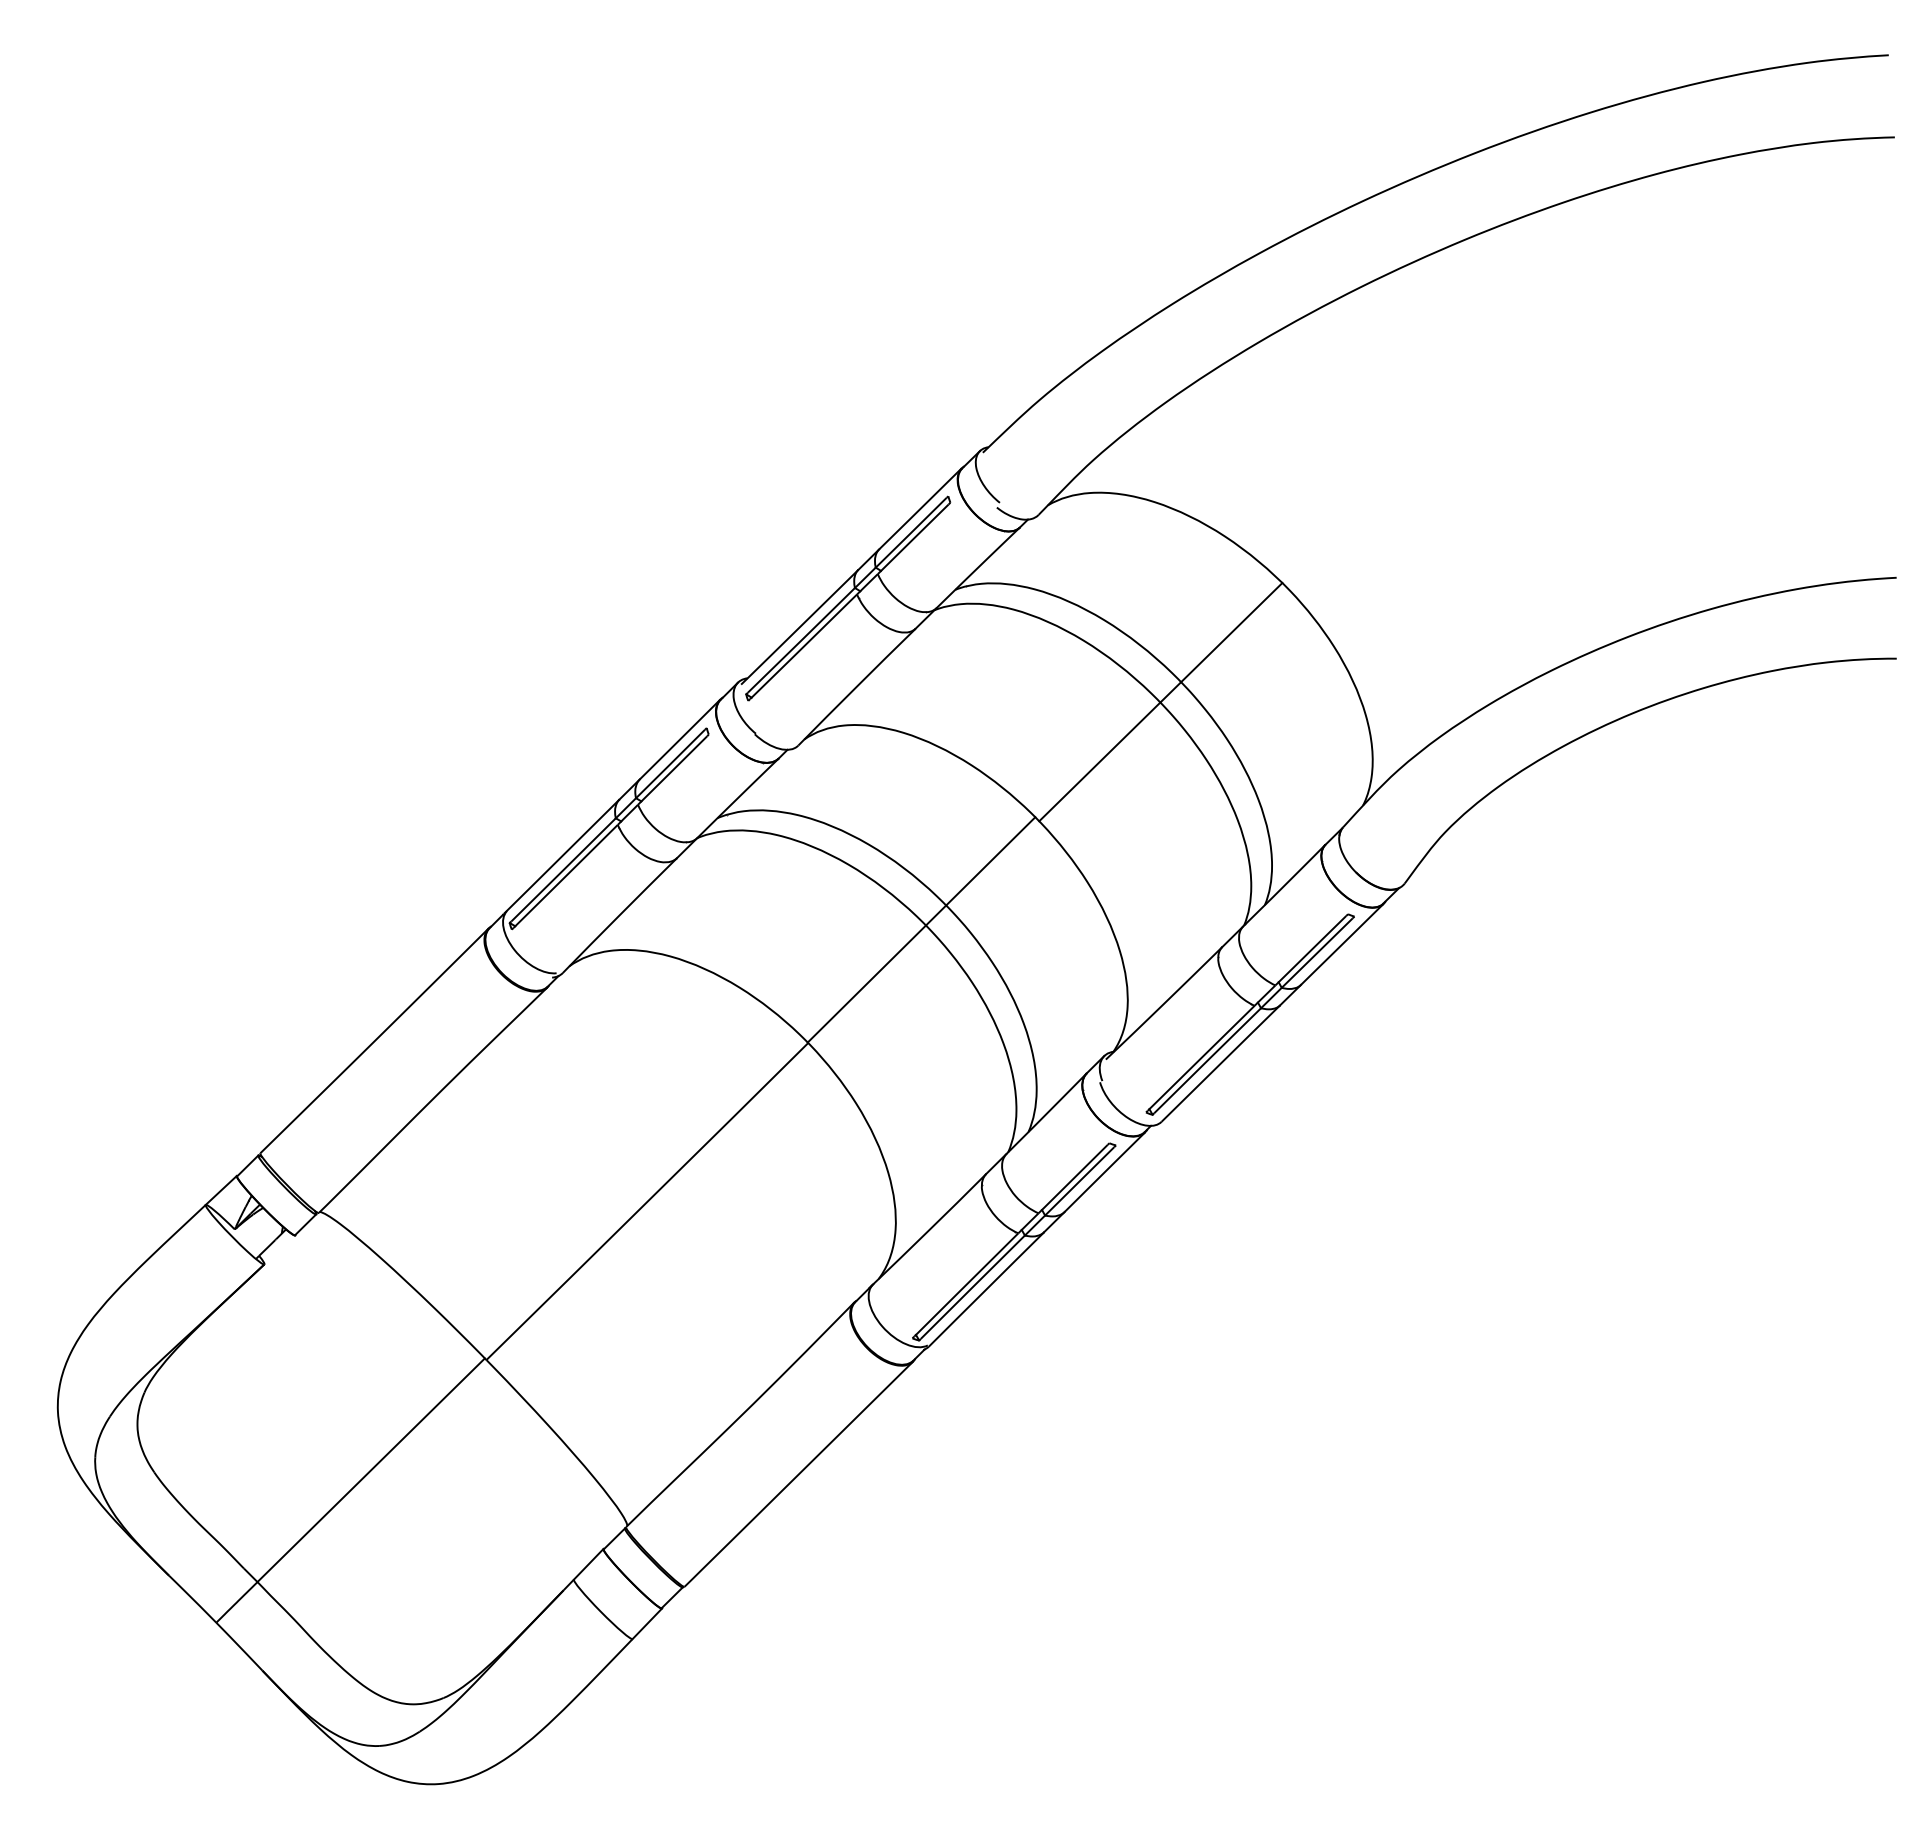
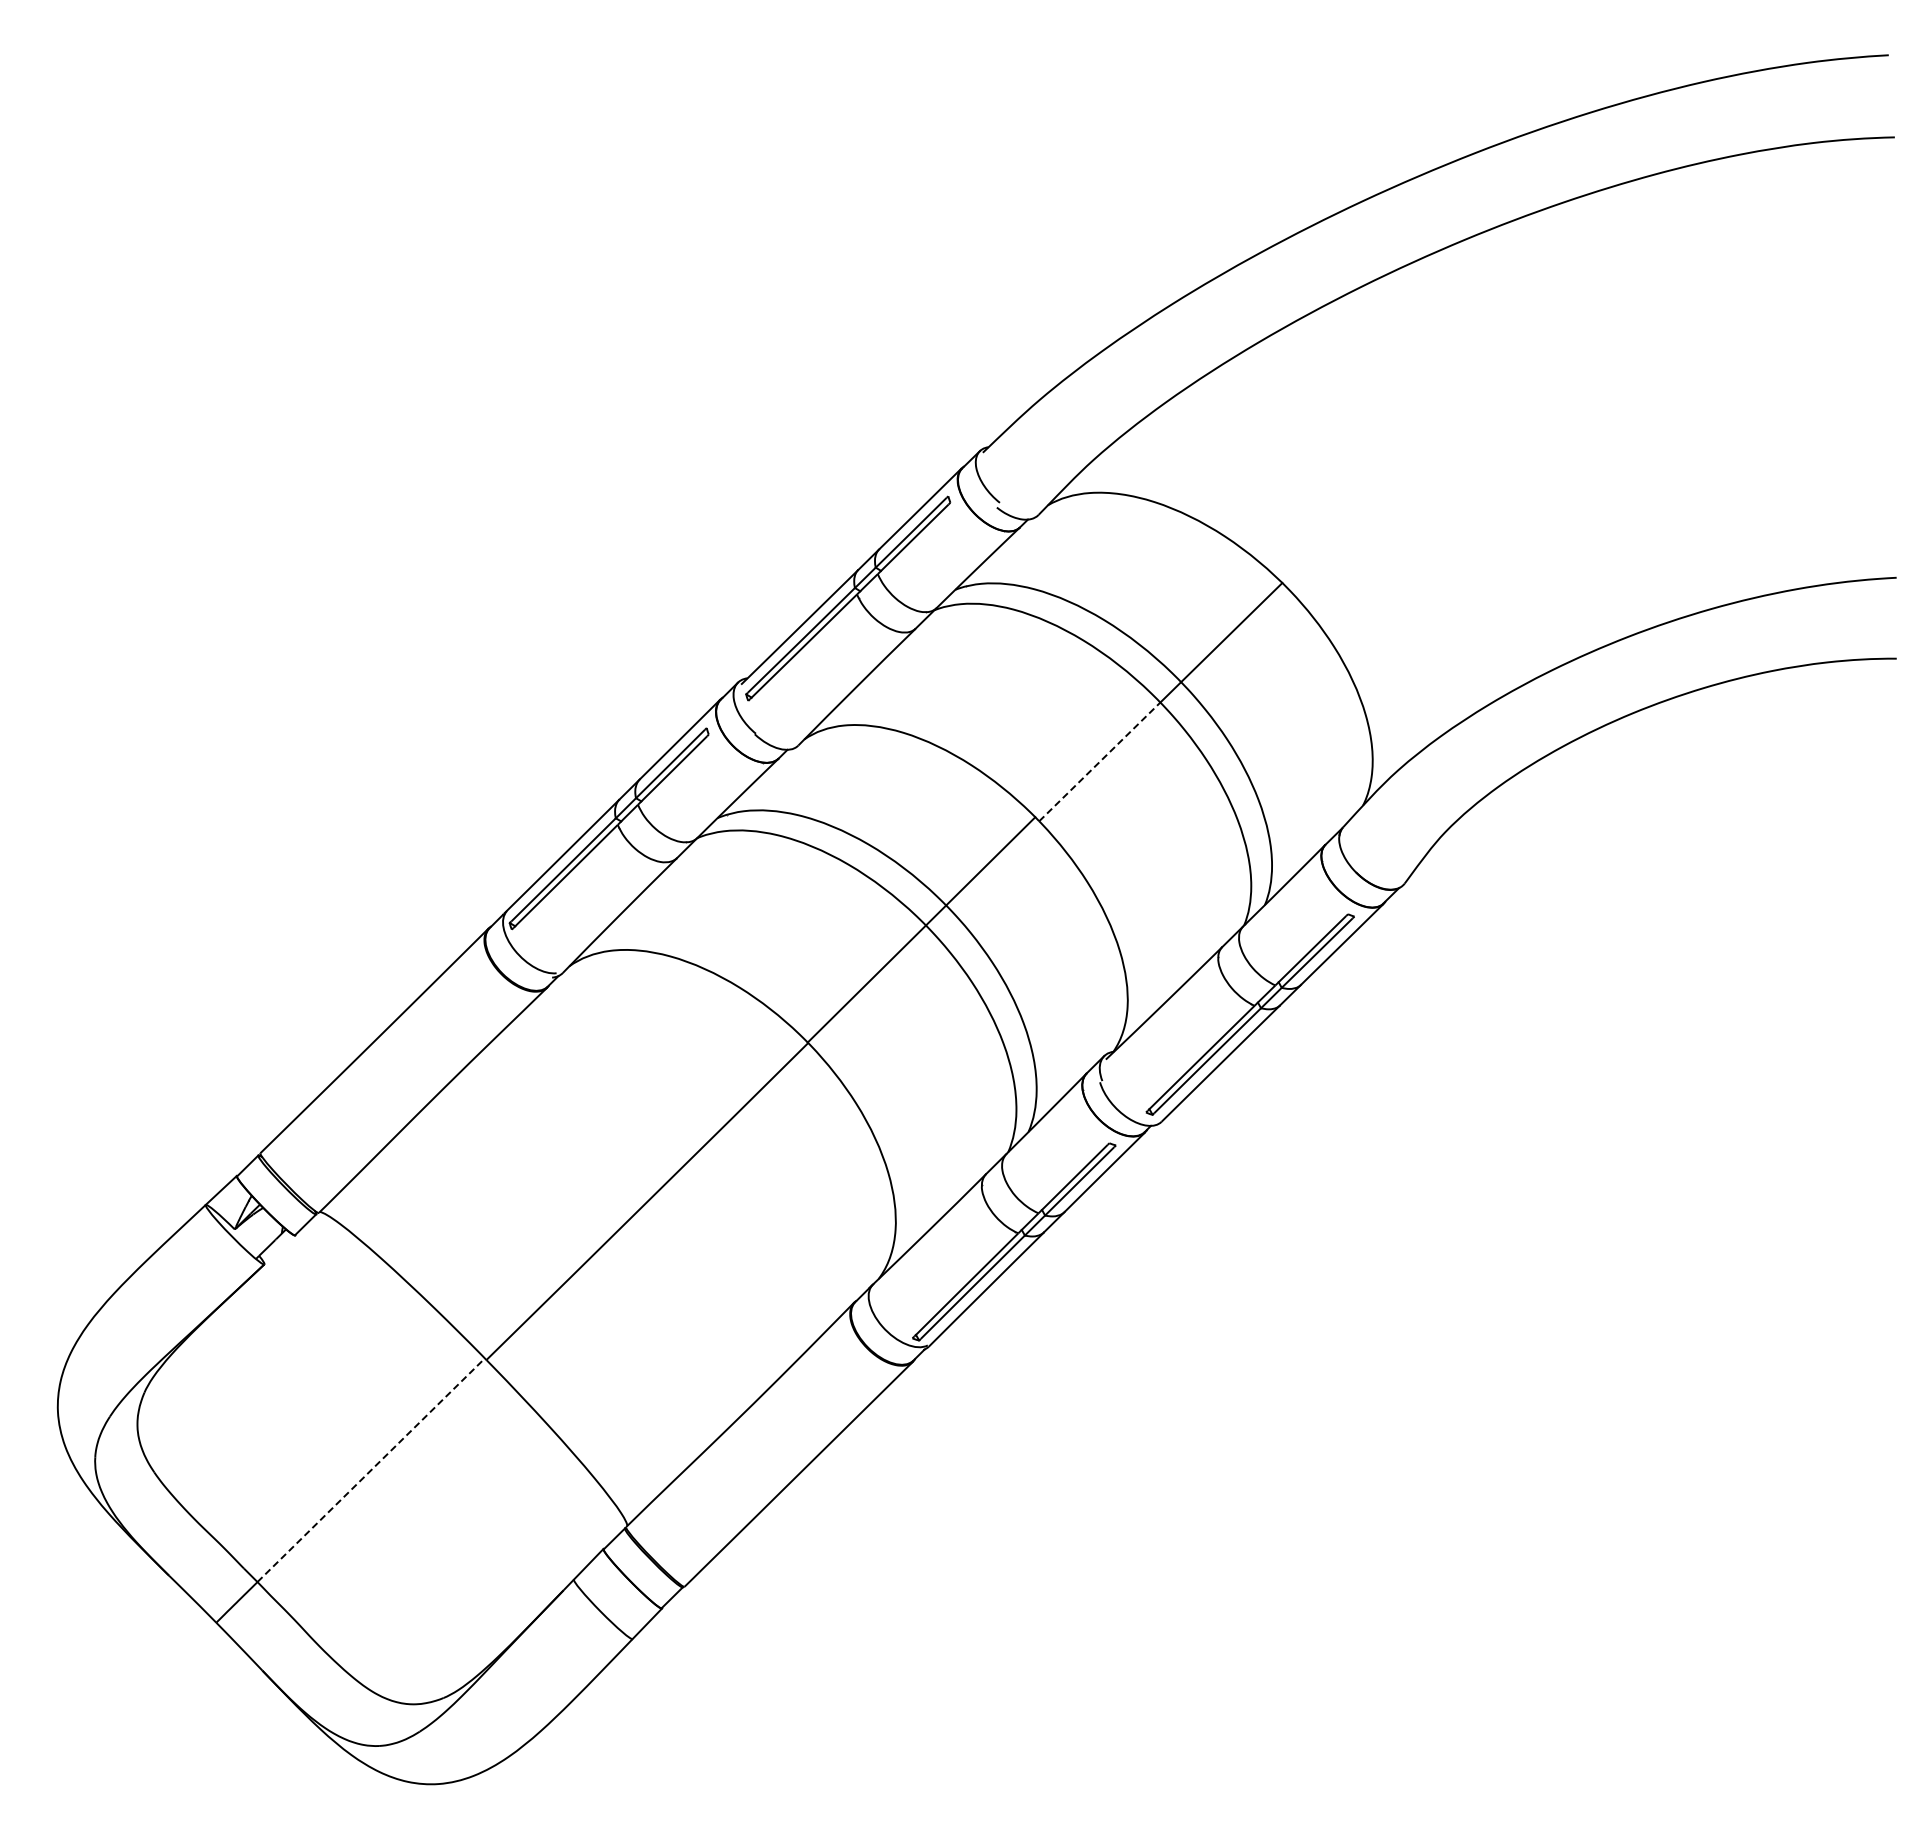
line: solid -> dashed (1099, 761)
line: solid -> dashed (371, 1469)
